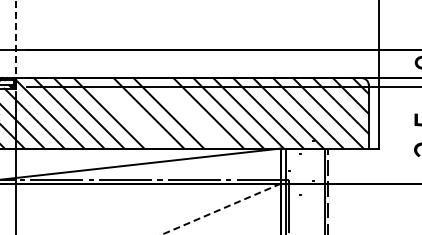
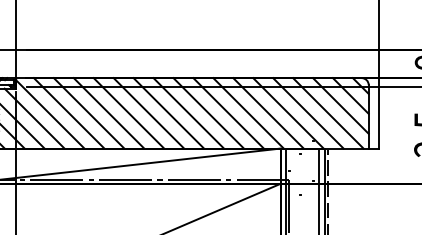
line: dashed -> solid (16, 40)
line: none -> present (128, 113)
line: none -> present (188, 113)
line: none -> present (319, 189)
line: dashed -> solid (220, 209)
